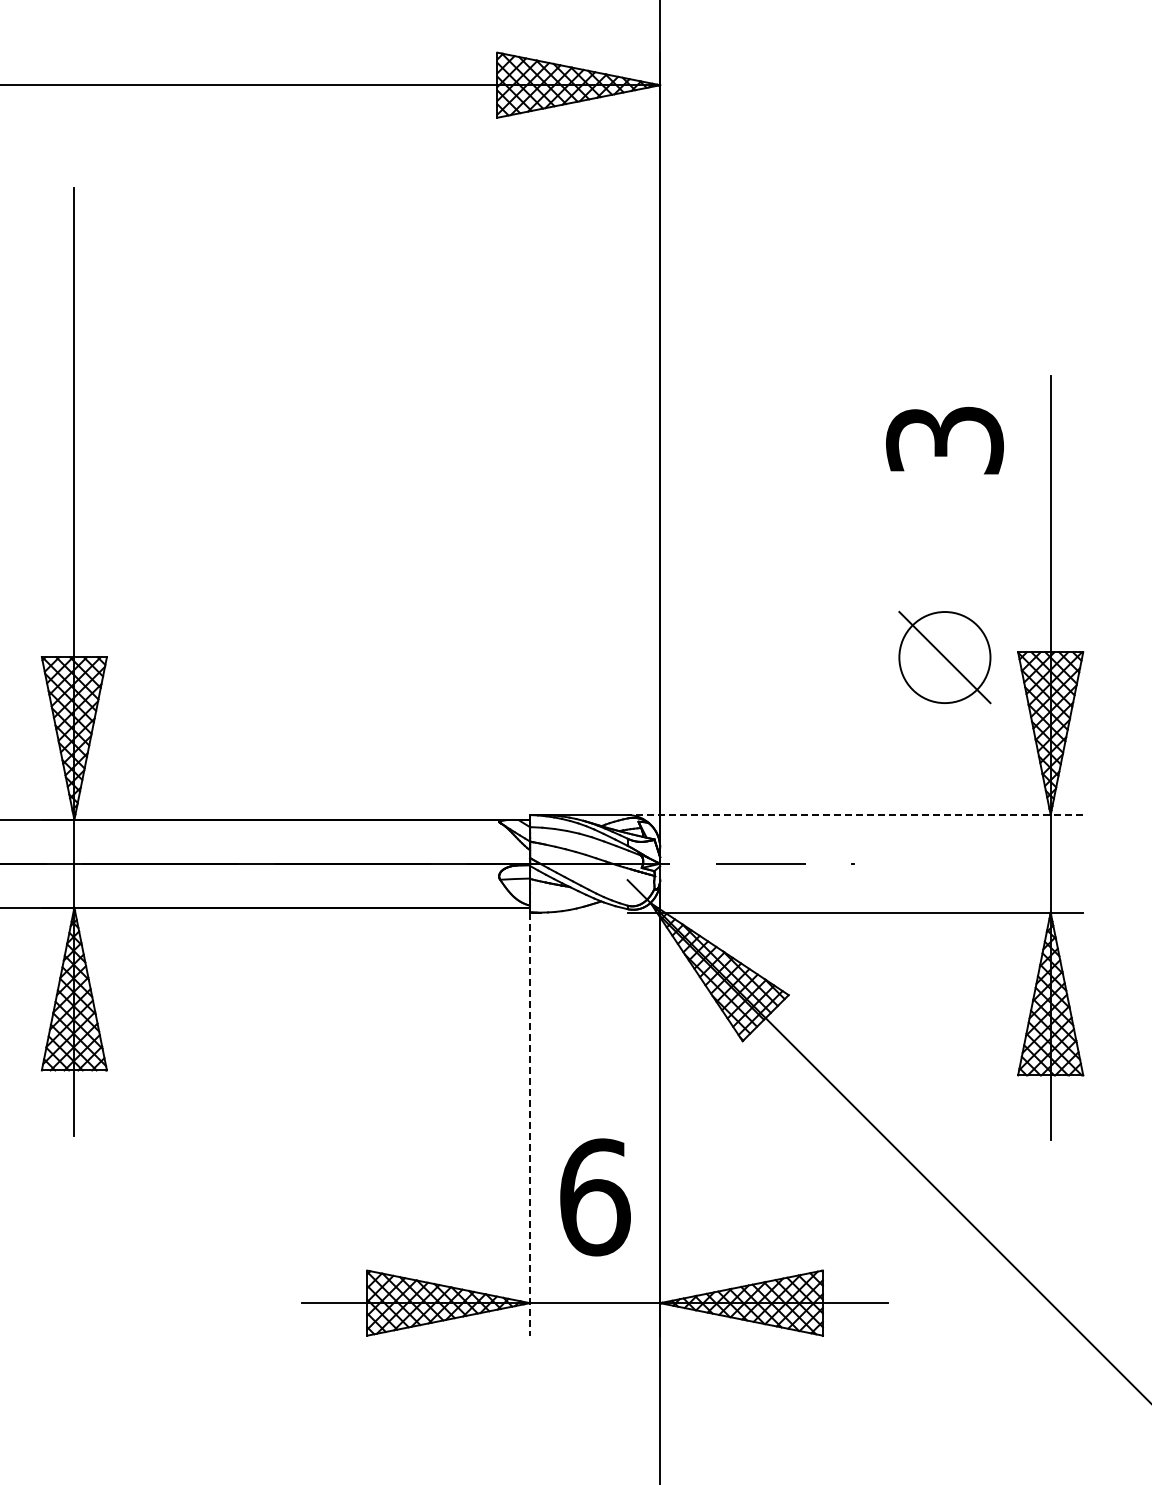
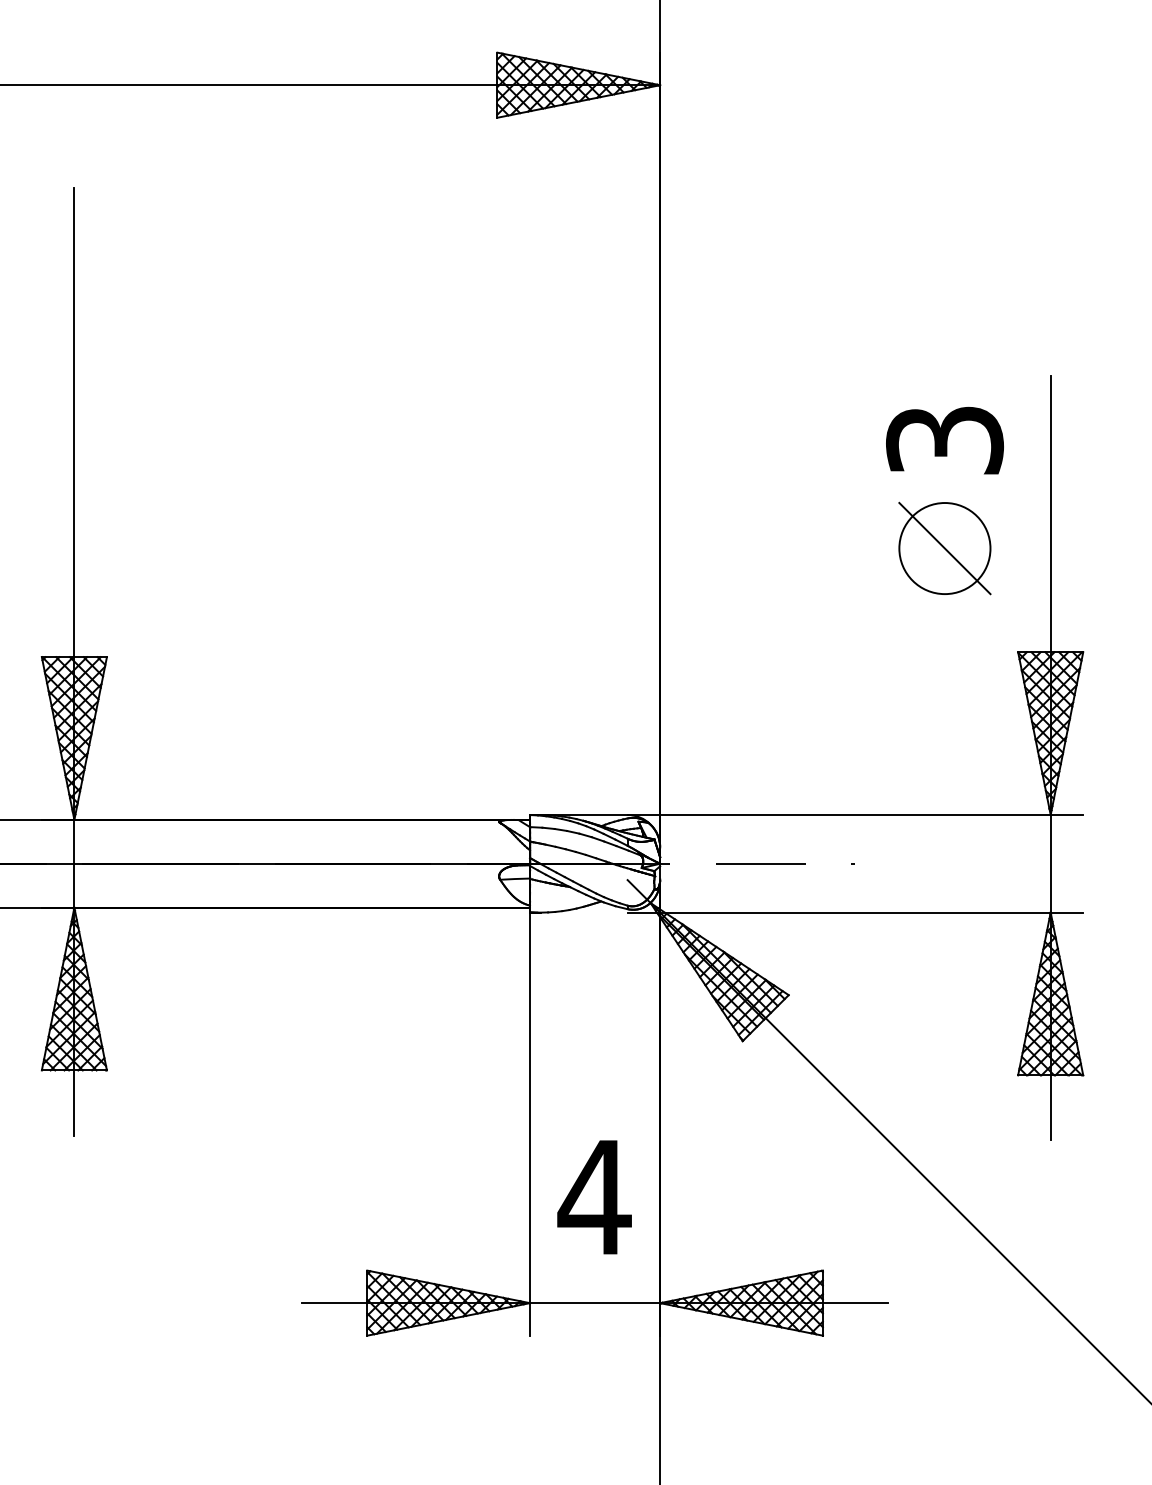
part position: (944, 657) -> (944, 548) (944, 548)
line: dashed -> solid (855, 815)
line: dashed -> solid (530, 1124)
text: 6 -> 4 (594, 1197)
